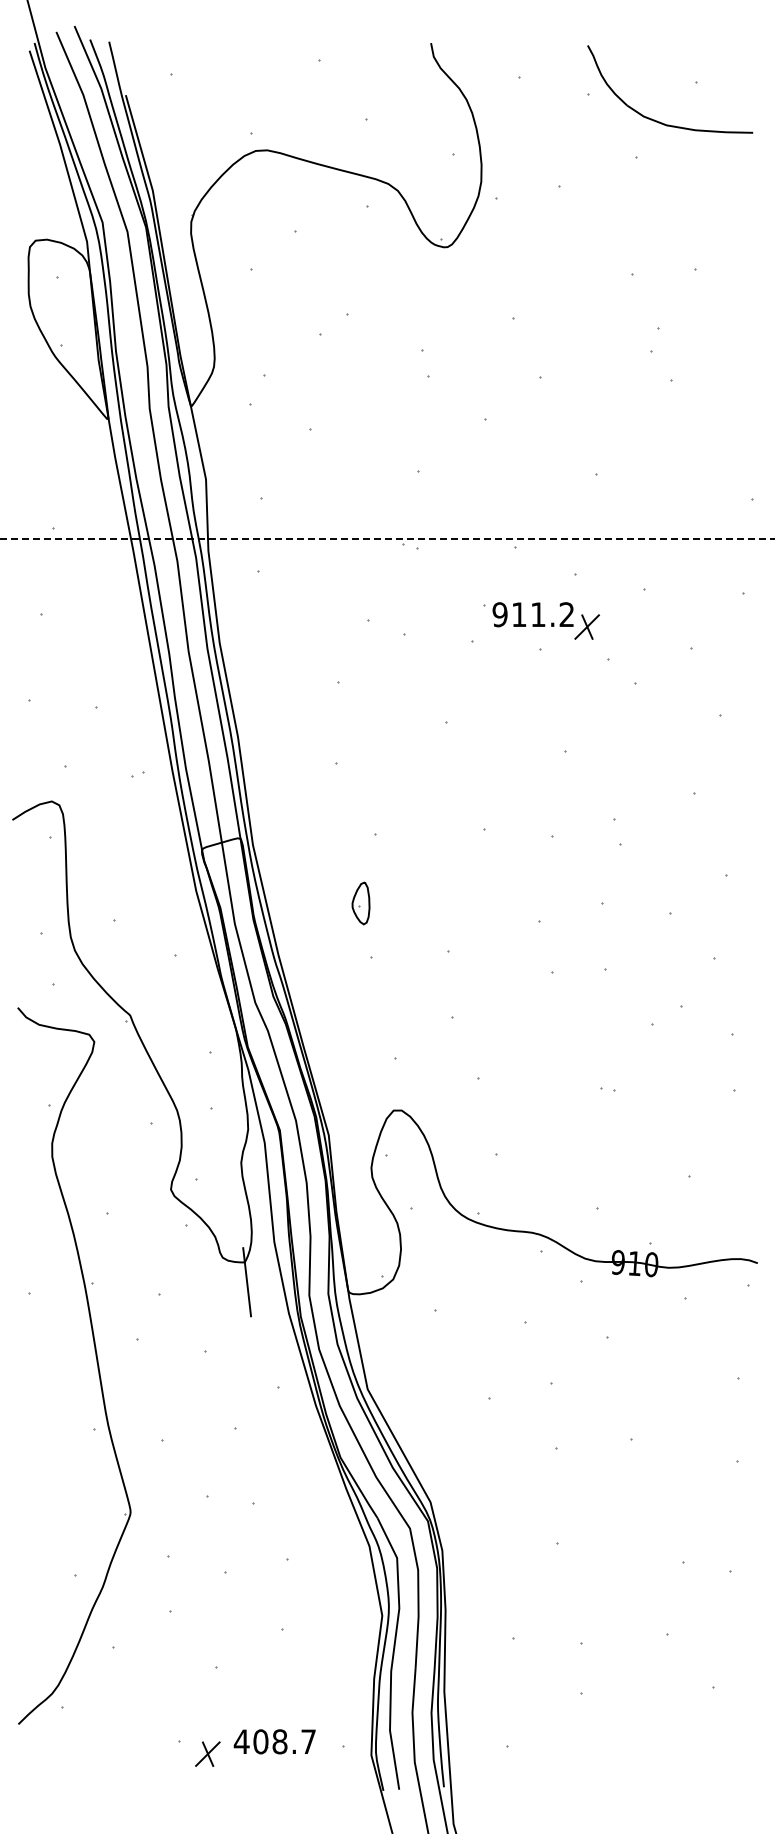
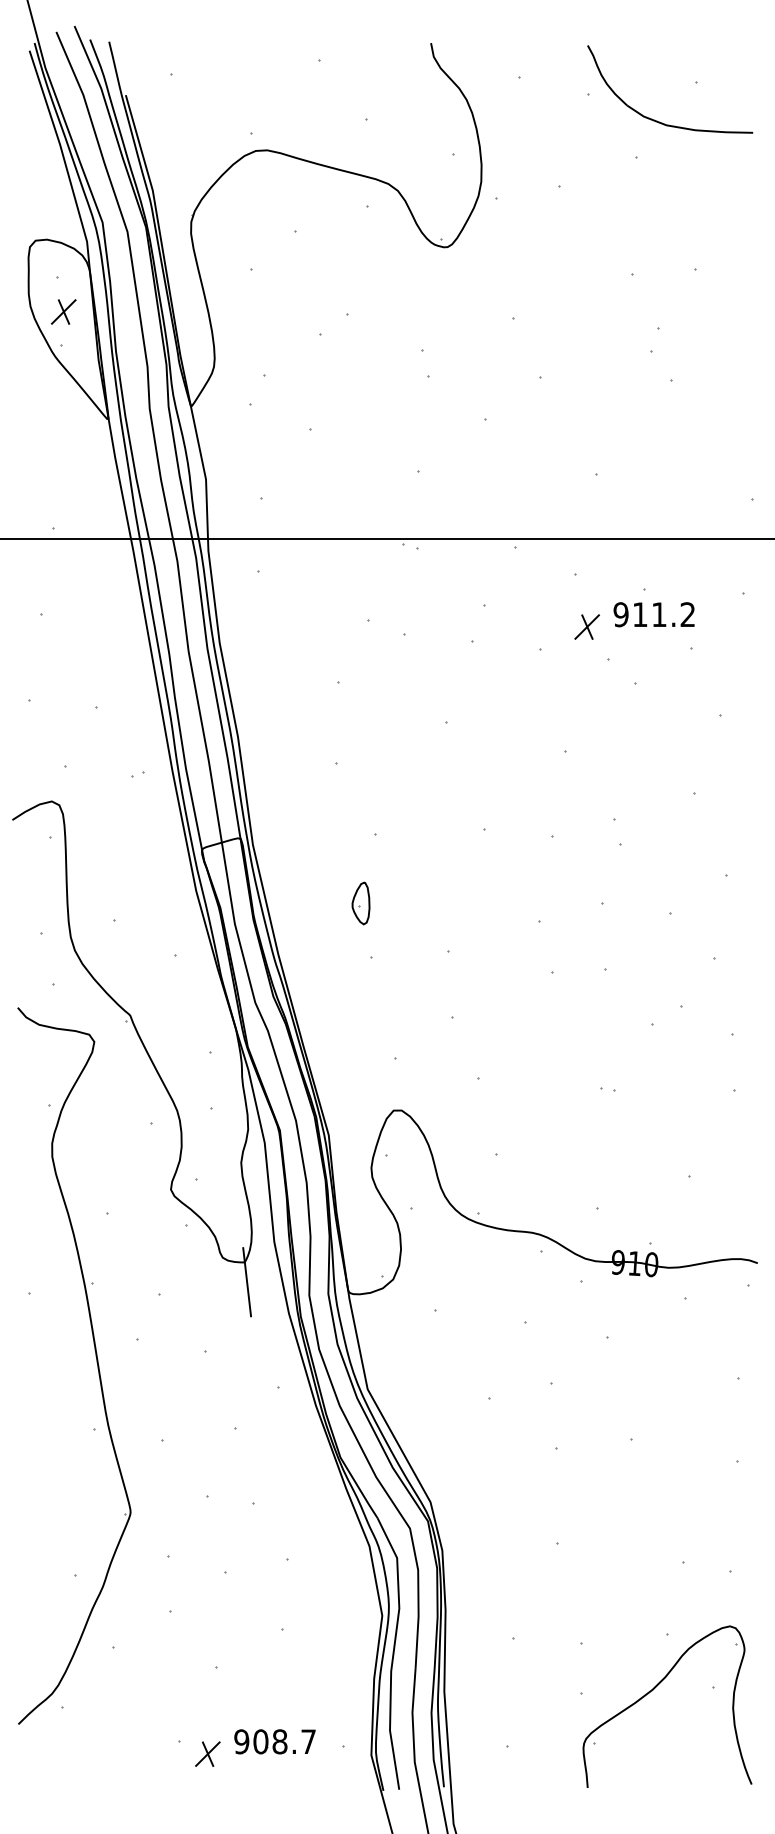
part: none -> present (63, 311)
line: dashed -> solid (388, 538)
text position: (532, 614) -> (653, 614) (653, 614)
part: none -> present (652, 1691)
text: 408.7 -> 908.7 (241, 1741)
